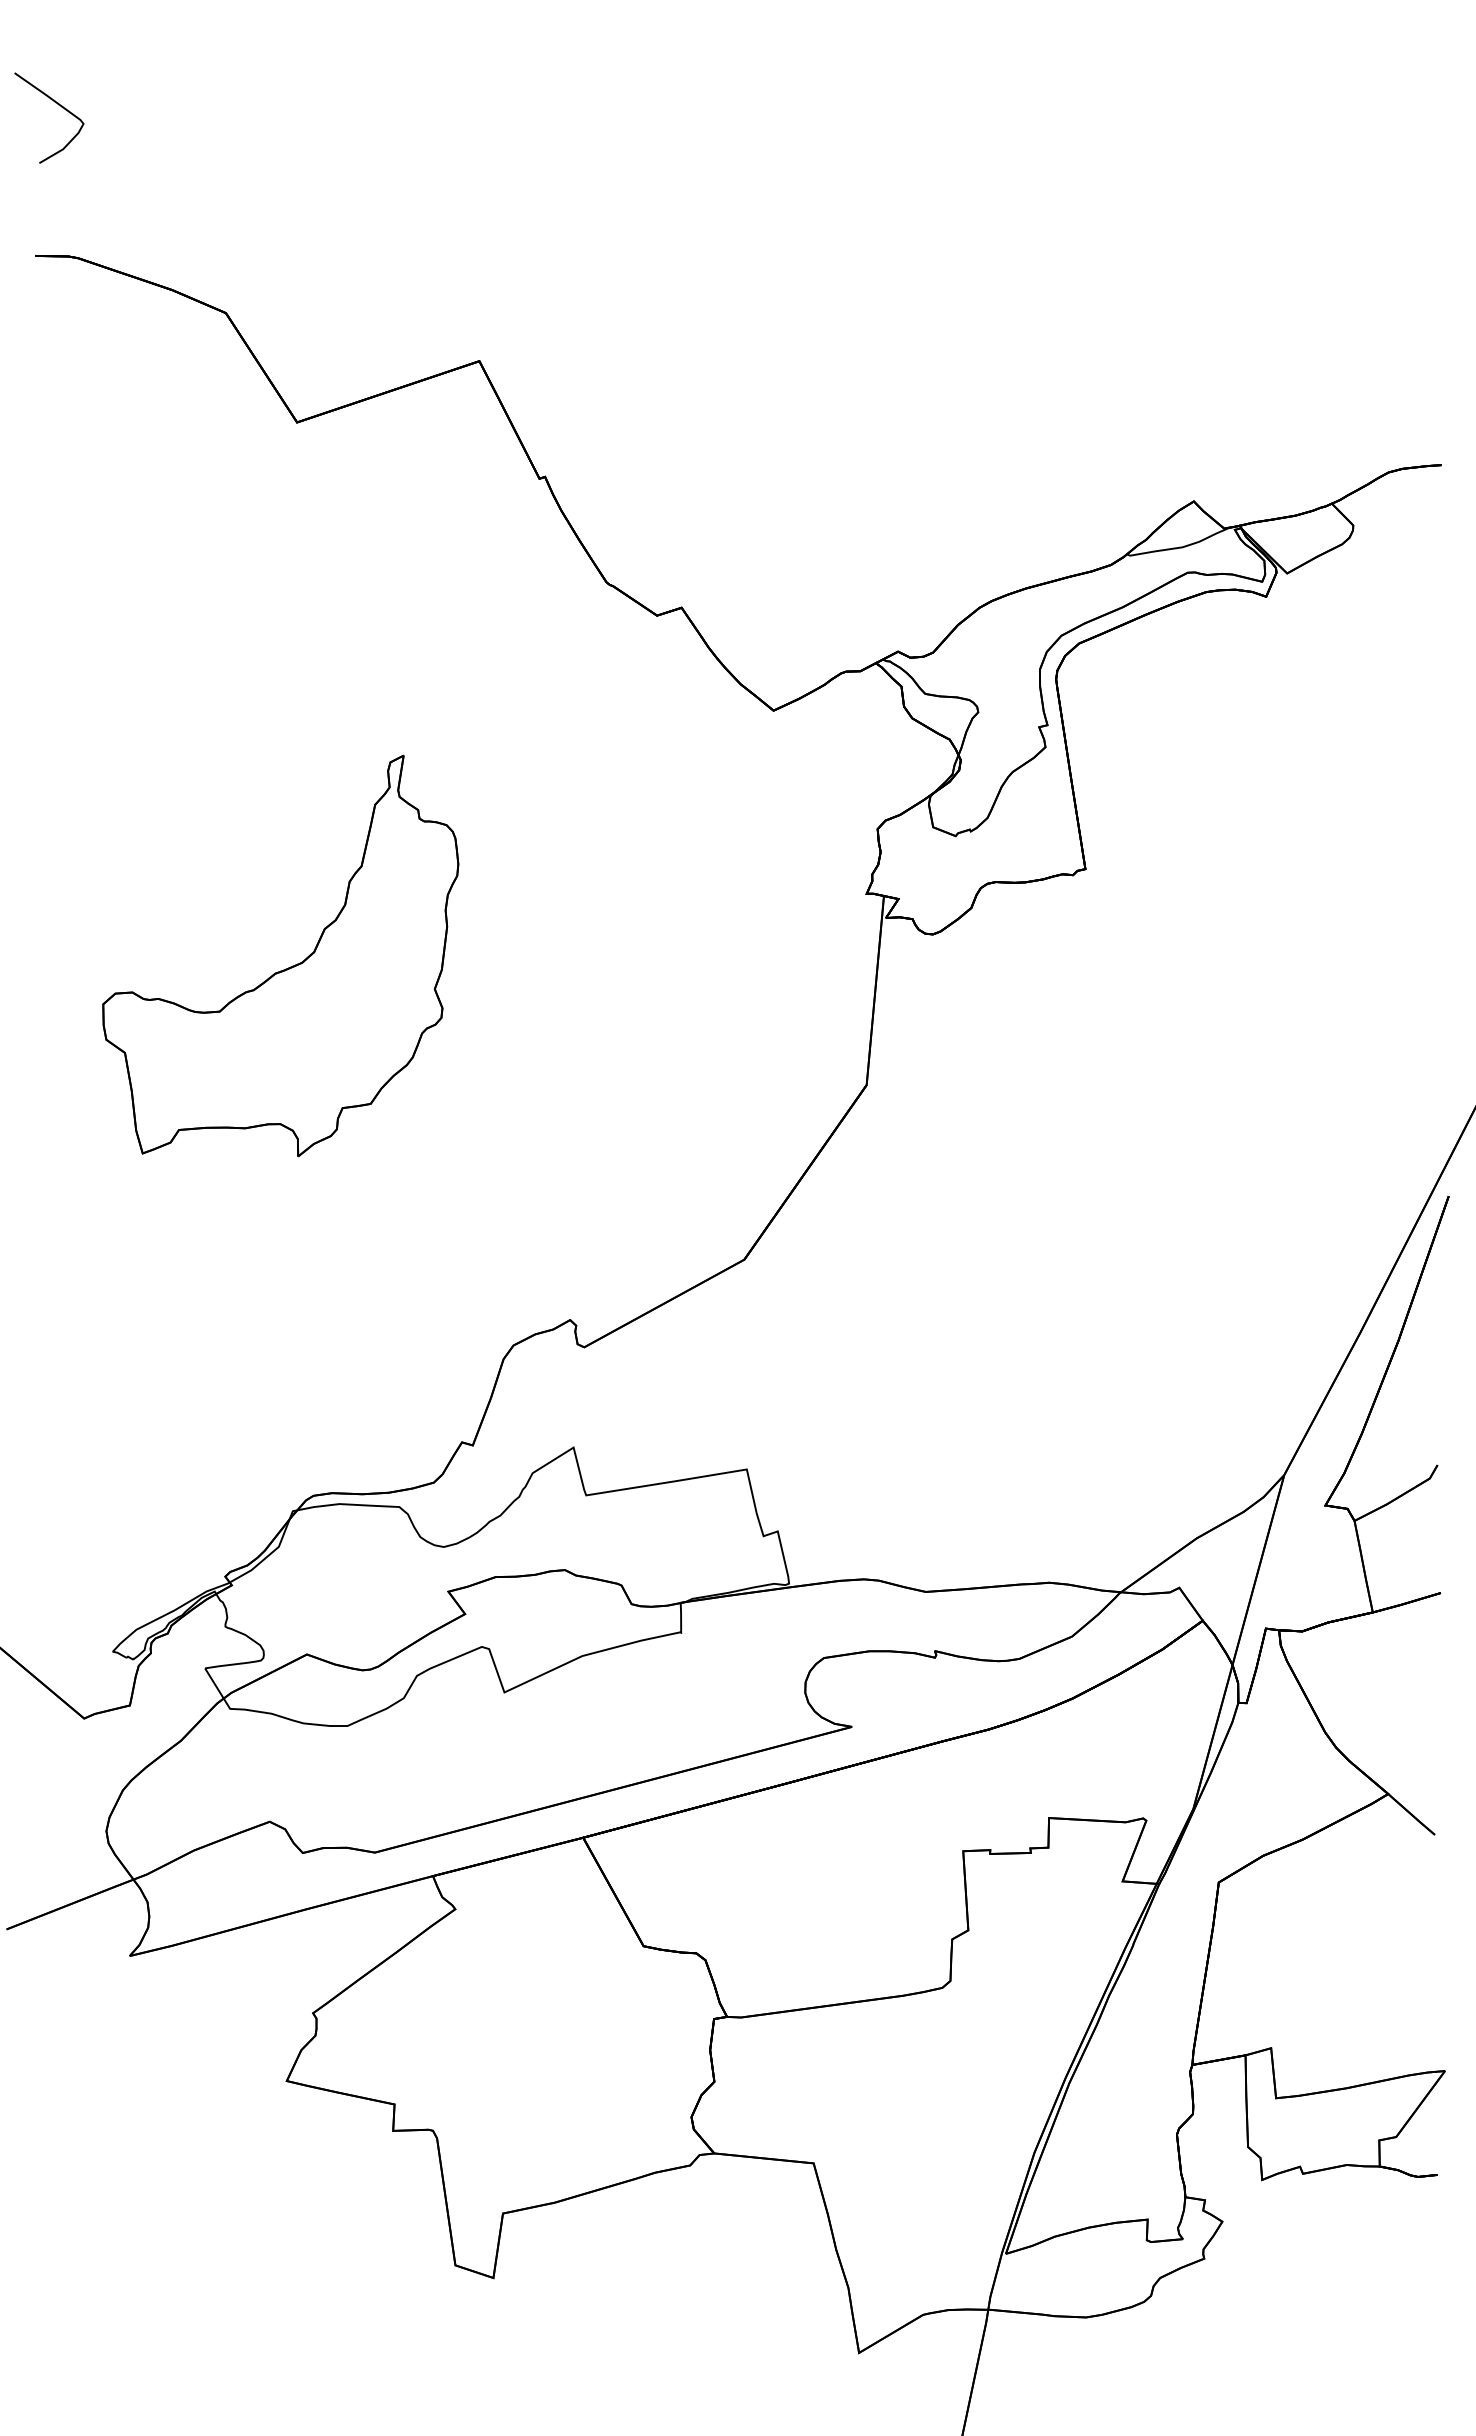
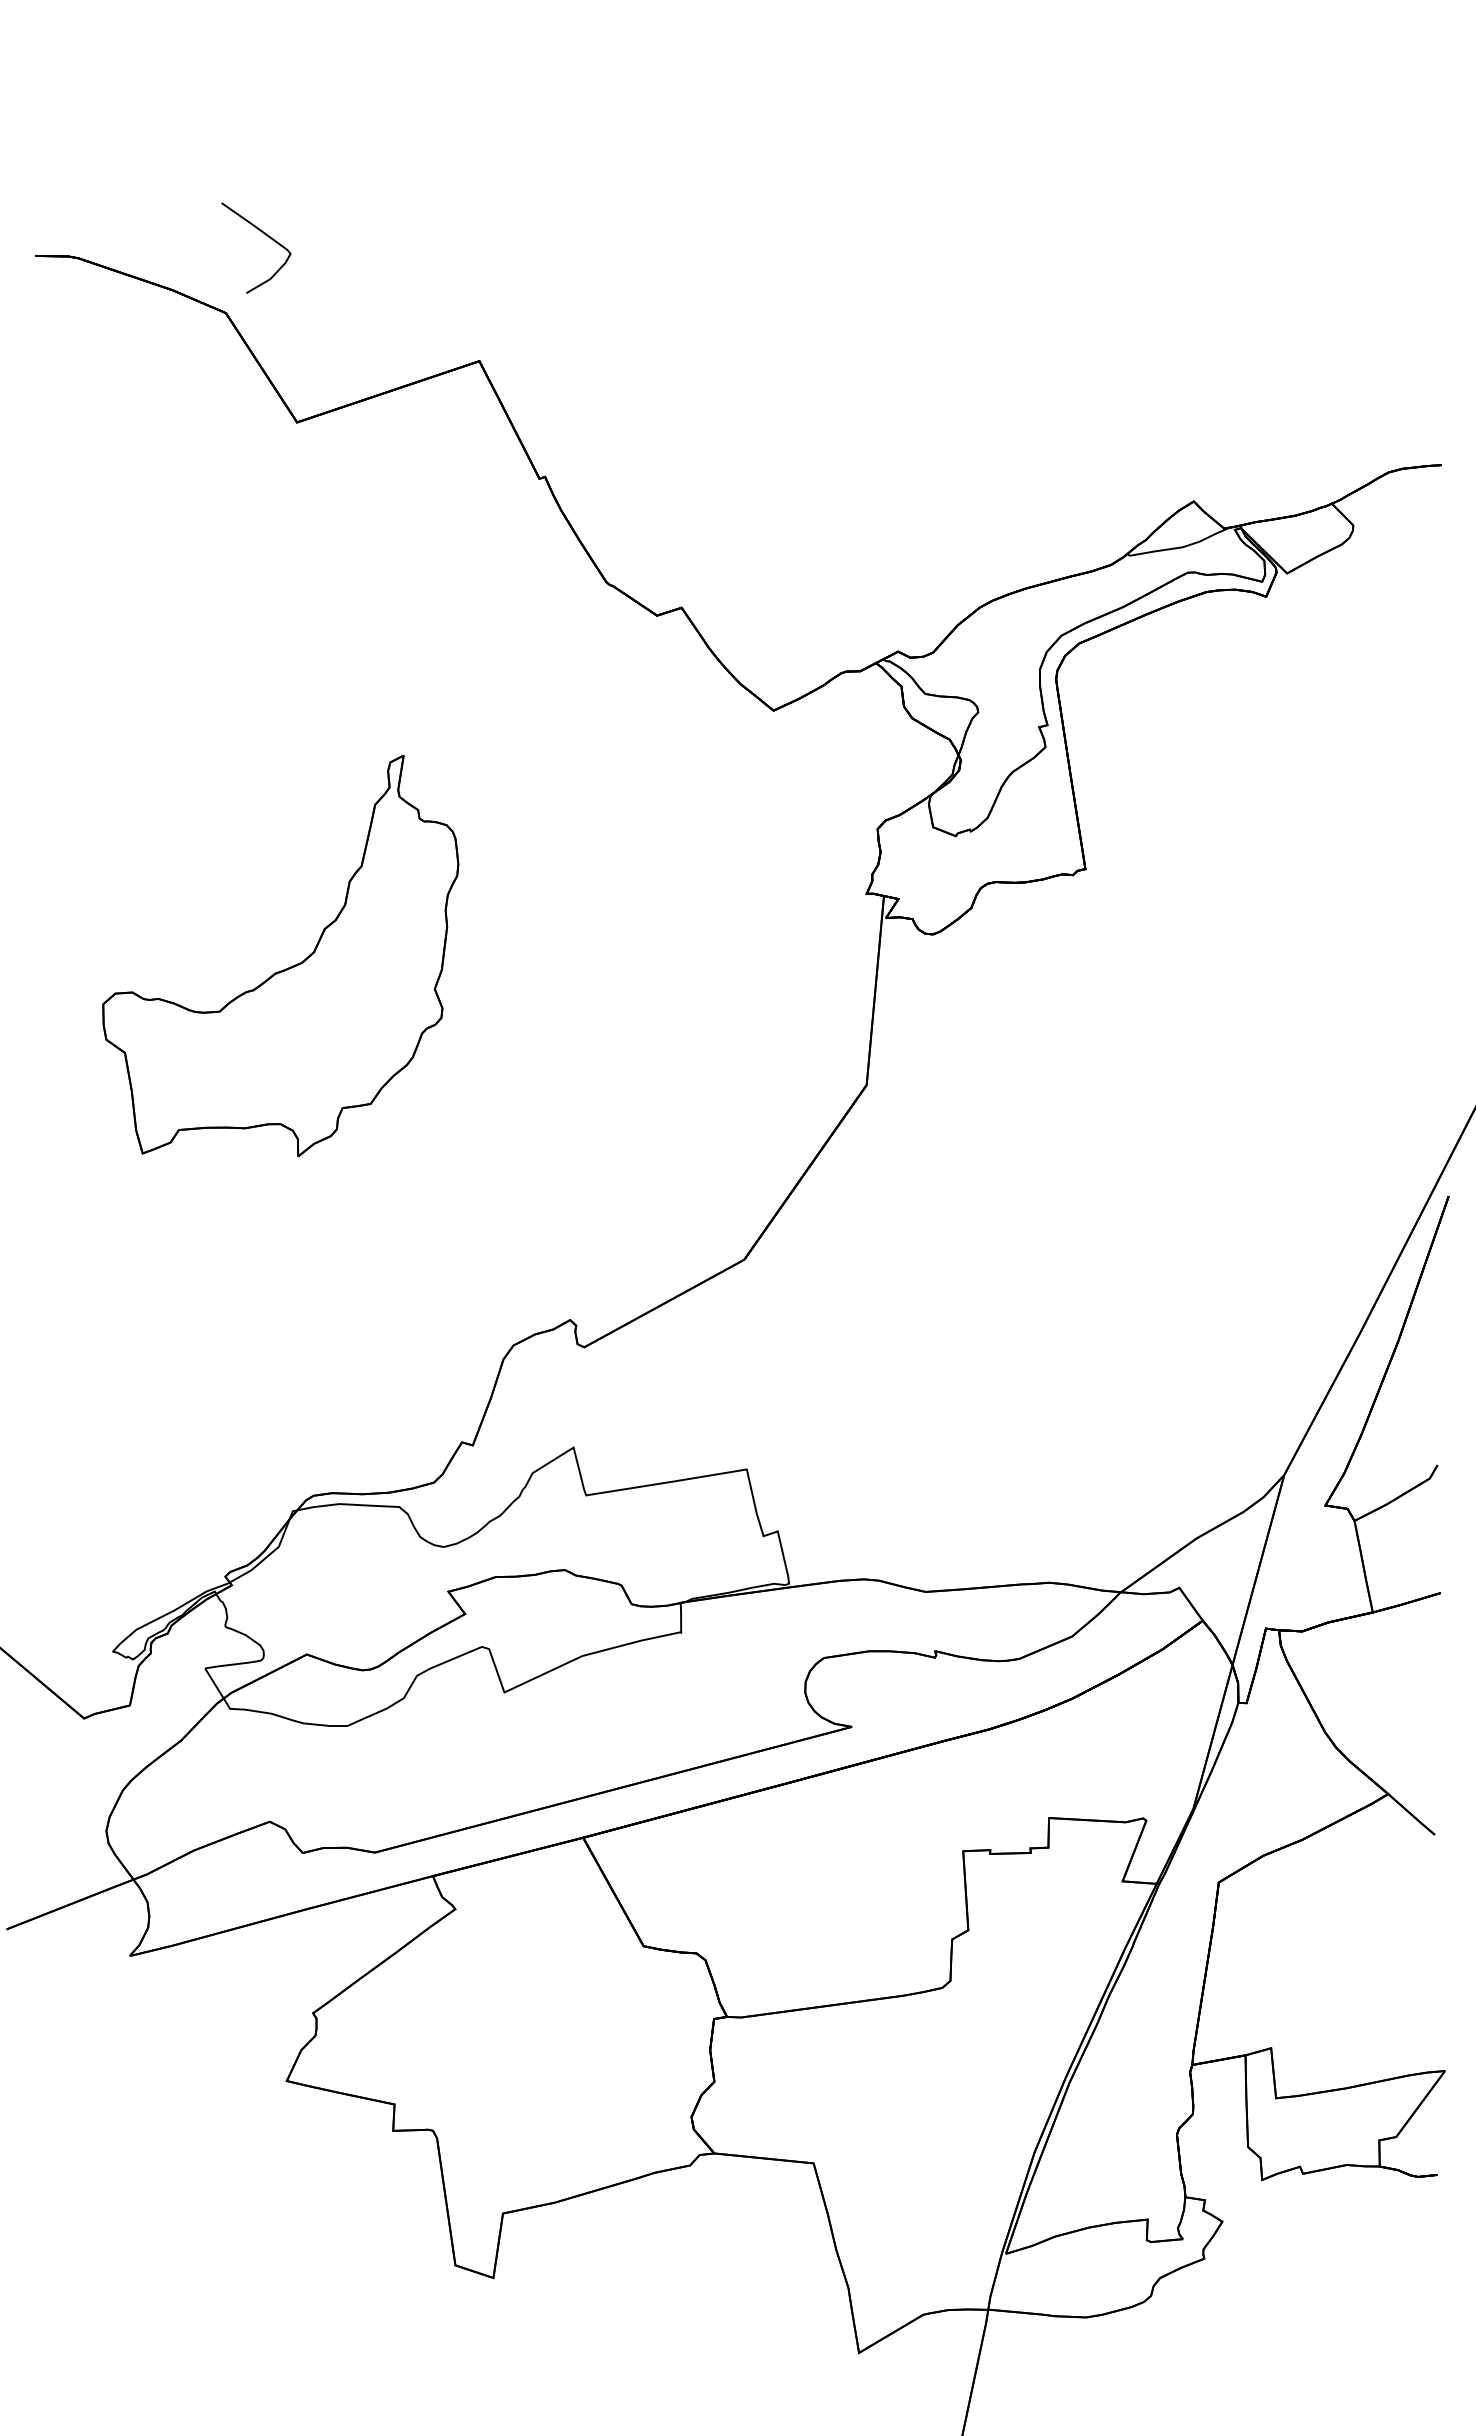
curve position: (58, 105) -> (265, 235) (265, 235)
